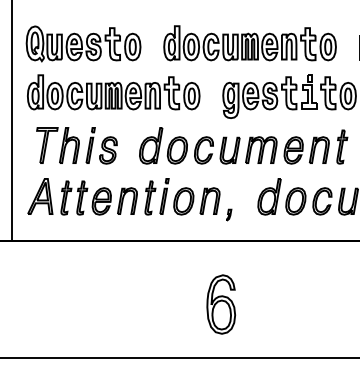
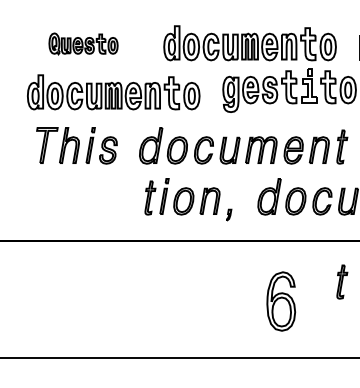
part size: 117x38 px -> 71x24 px (83, 43)
part position: (289, 96) -> (289, 90) (289, 90)
line: present -> none (11, 121)
part: present -> none (82, 196)
part: none -> present (342, 281)
part position: (221, 304) -> (281, 301) (281, 301)
